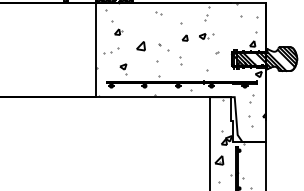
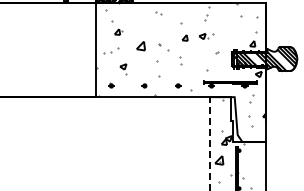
fill: present -> none (180, 82)
line: solid -> dashed (209, 144)
